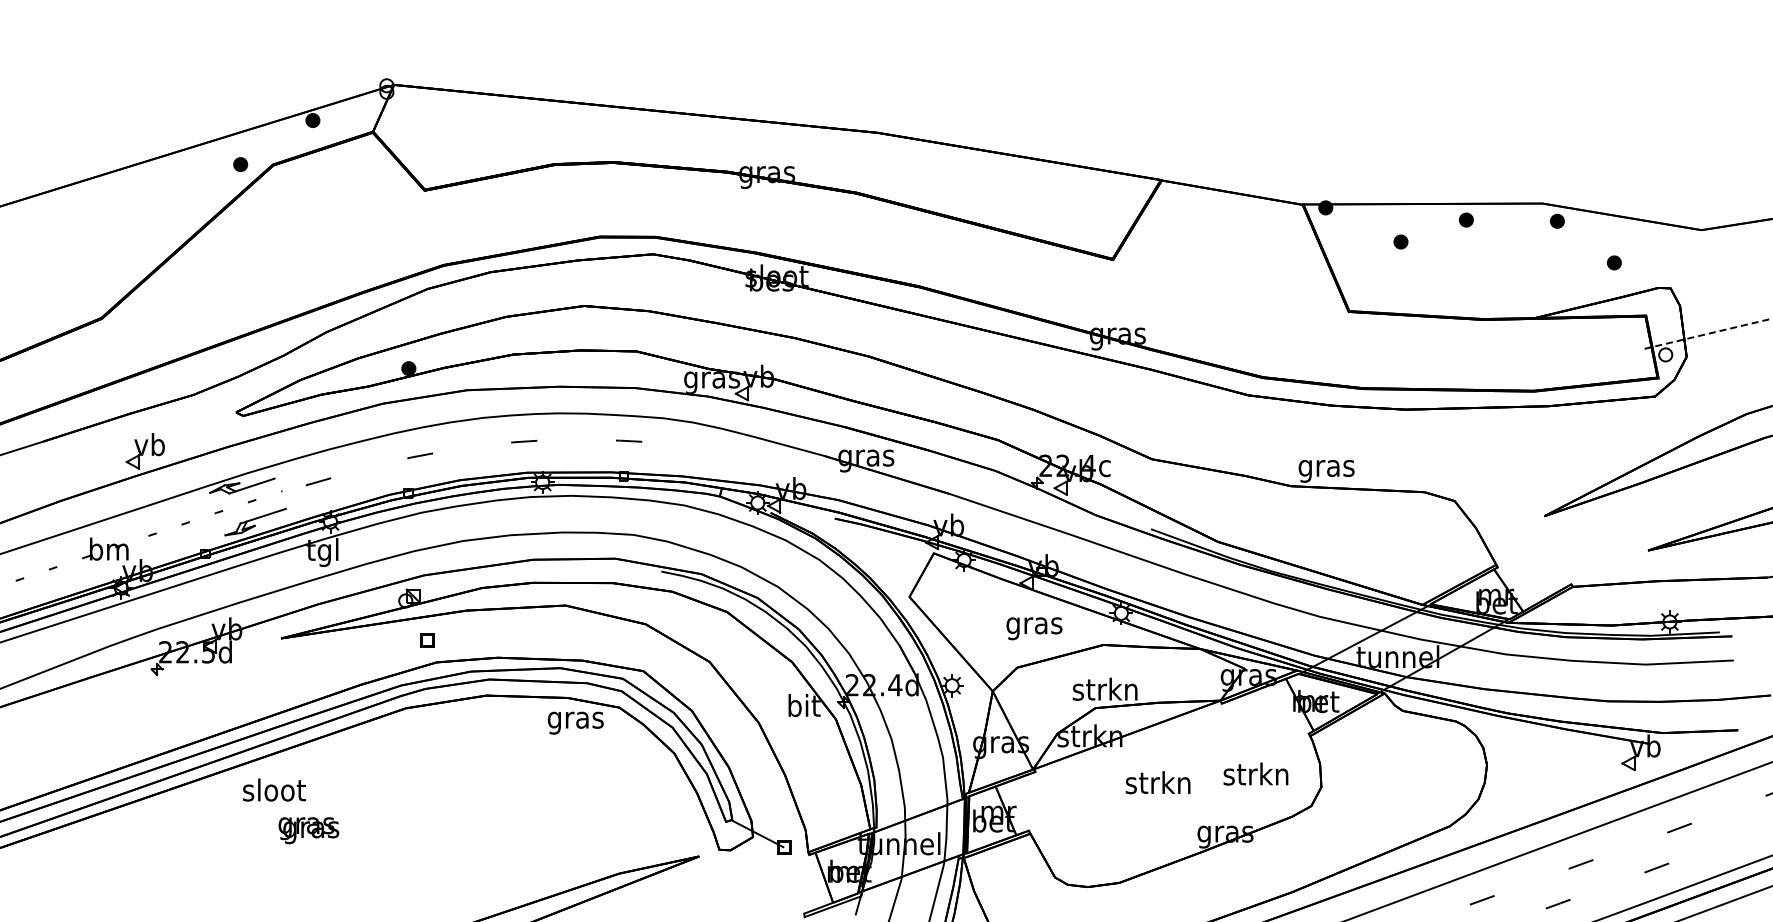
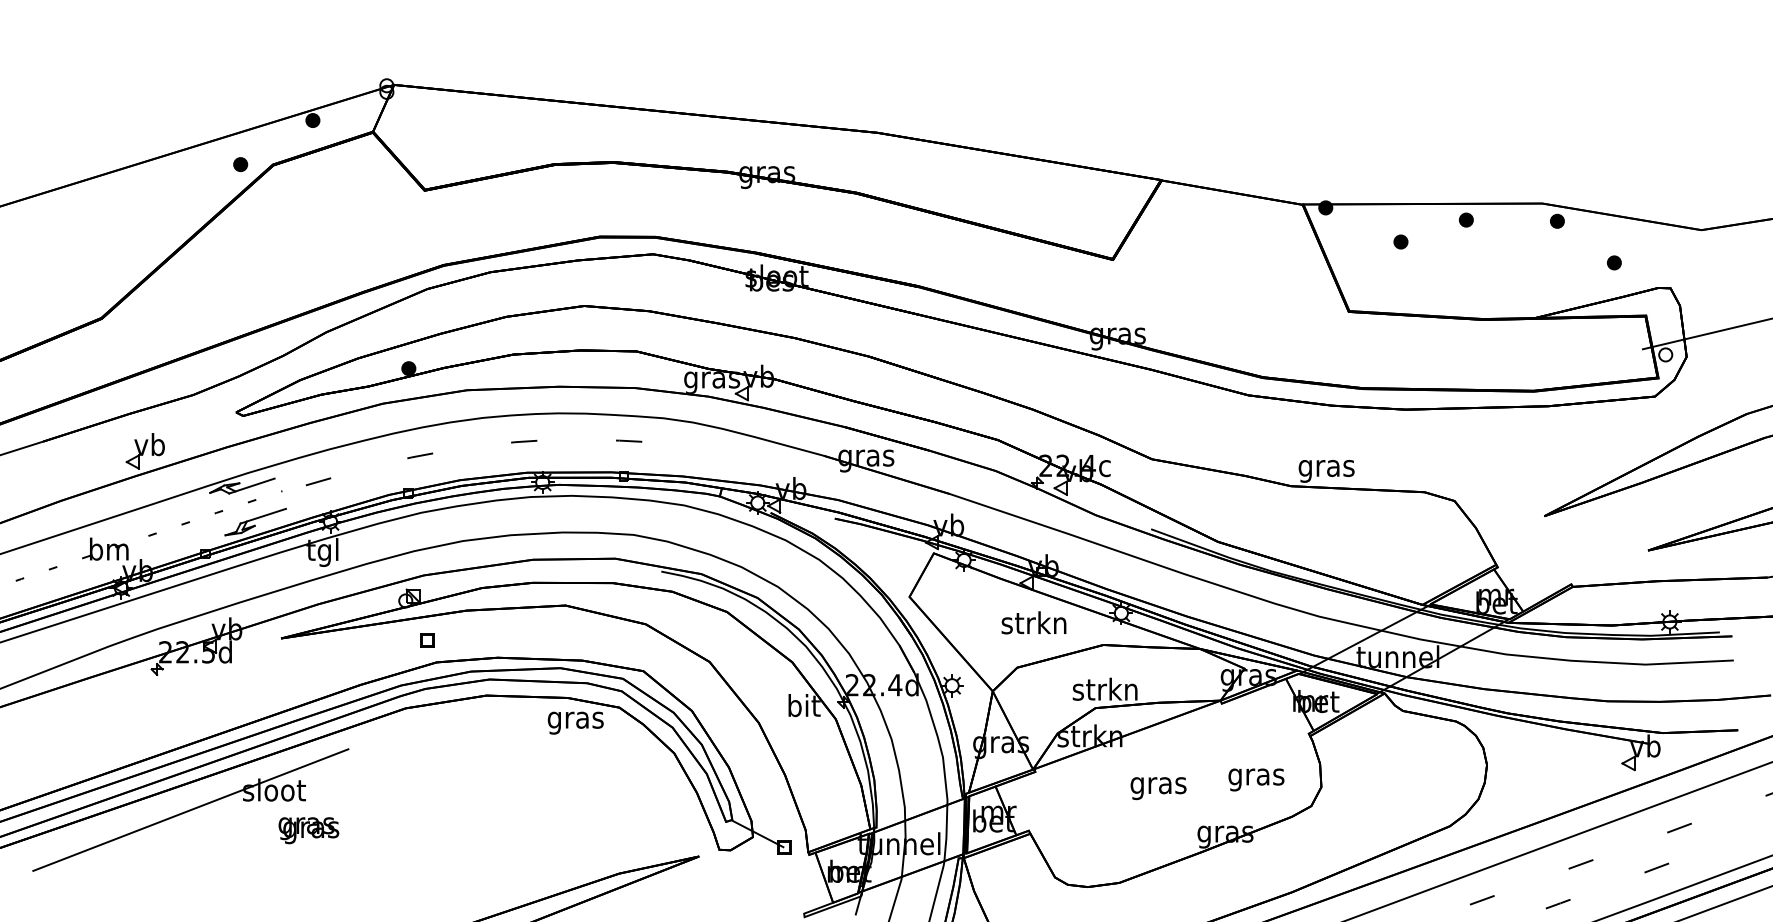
line: dashed -> solid (1707, 334)
text: gras -> strkn (1033, 625)
text: strkn -> gras (1255, 776)
text: strkn -> gras (1157, 785)
line: none -> present (190, 809)
